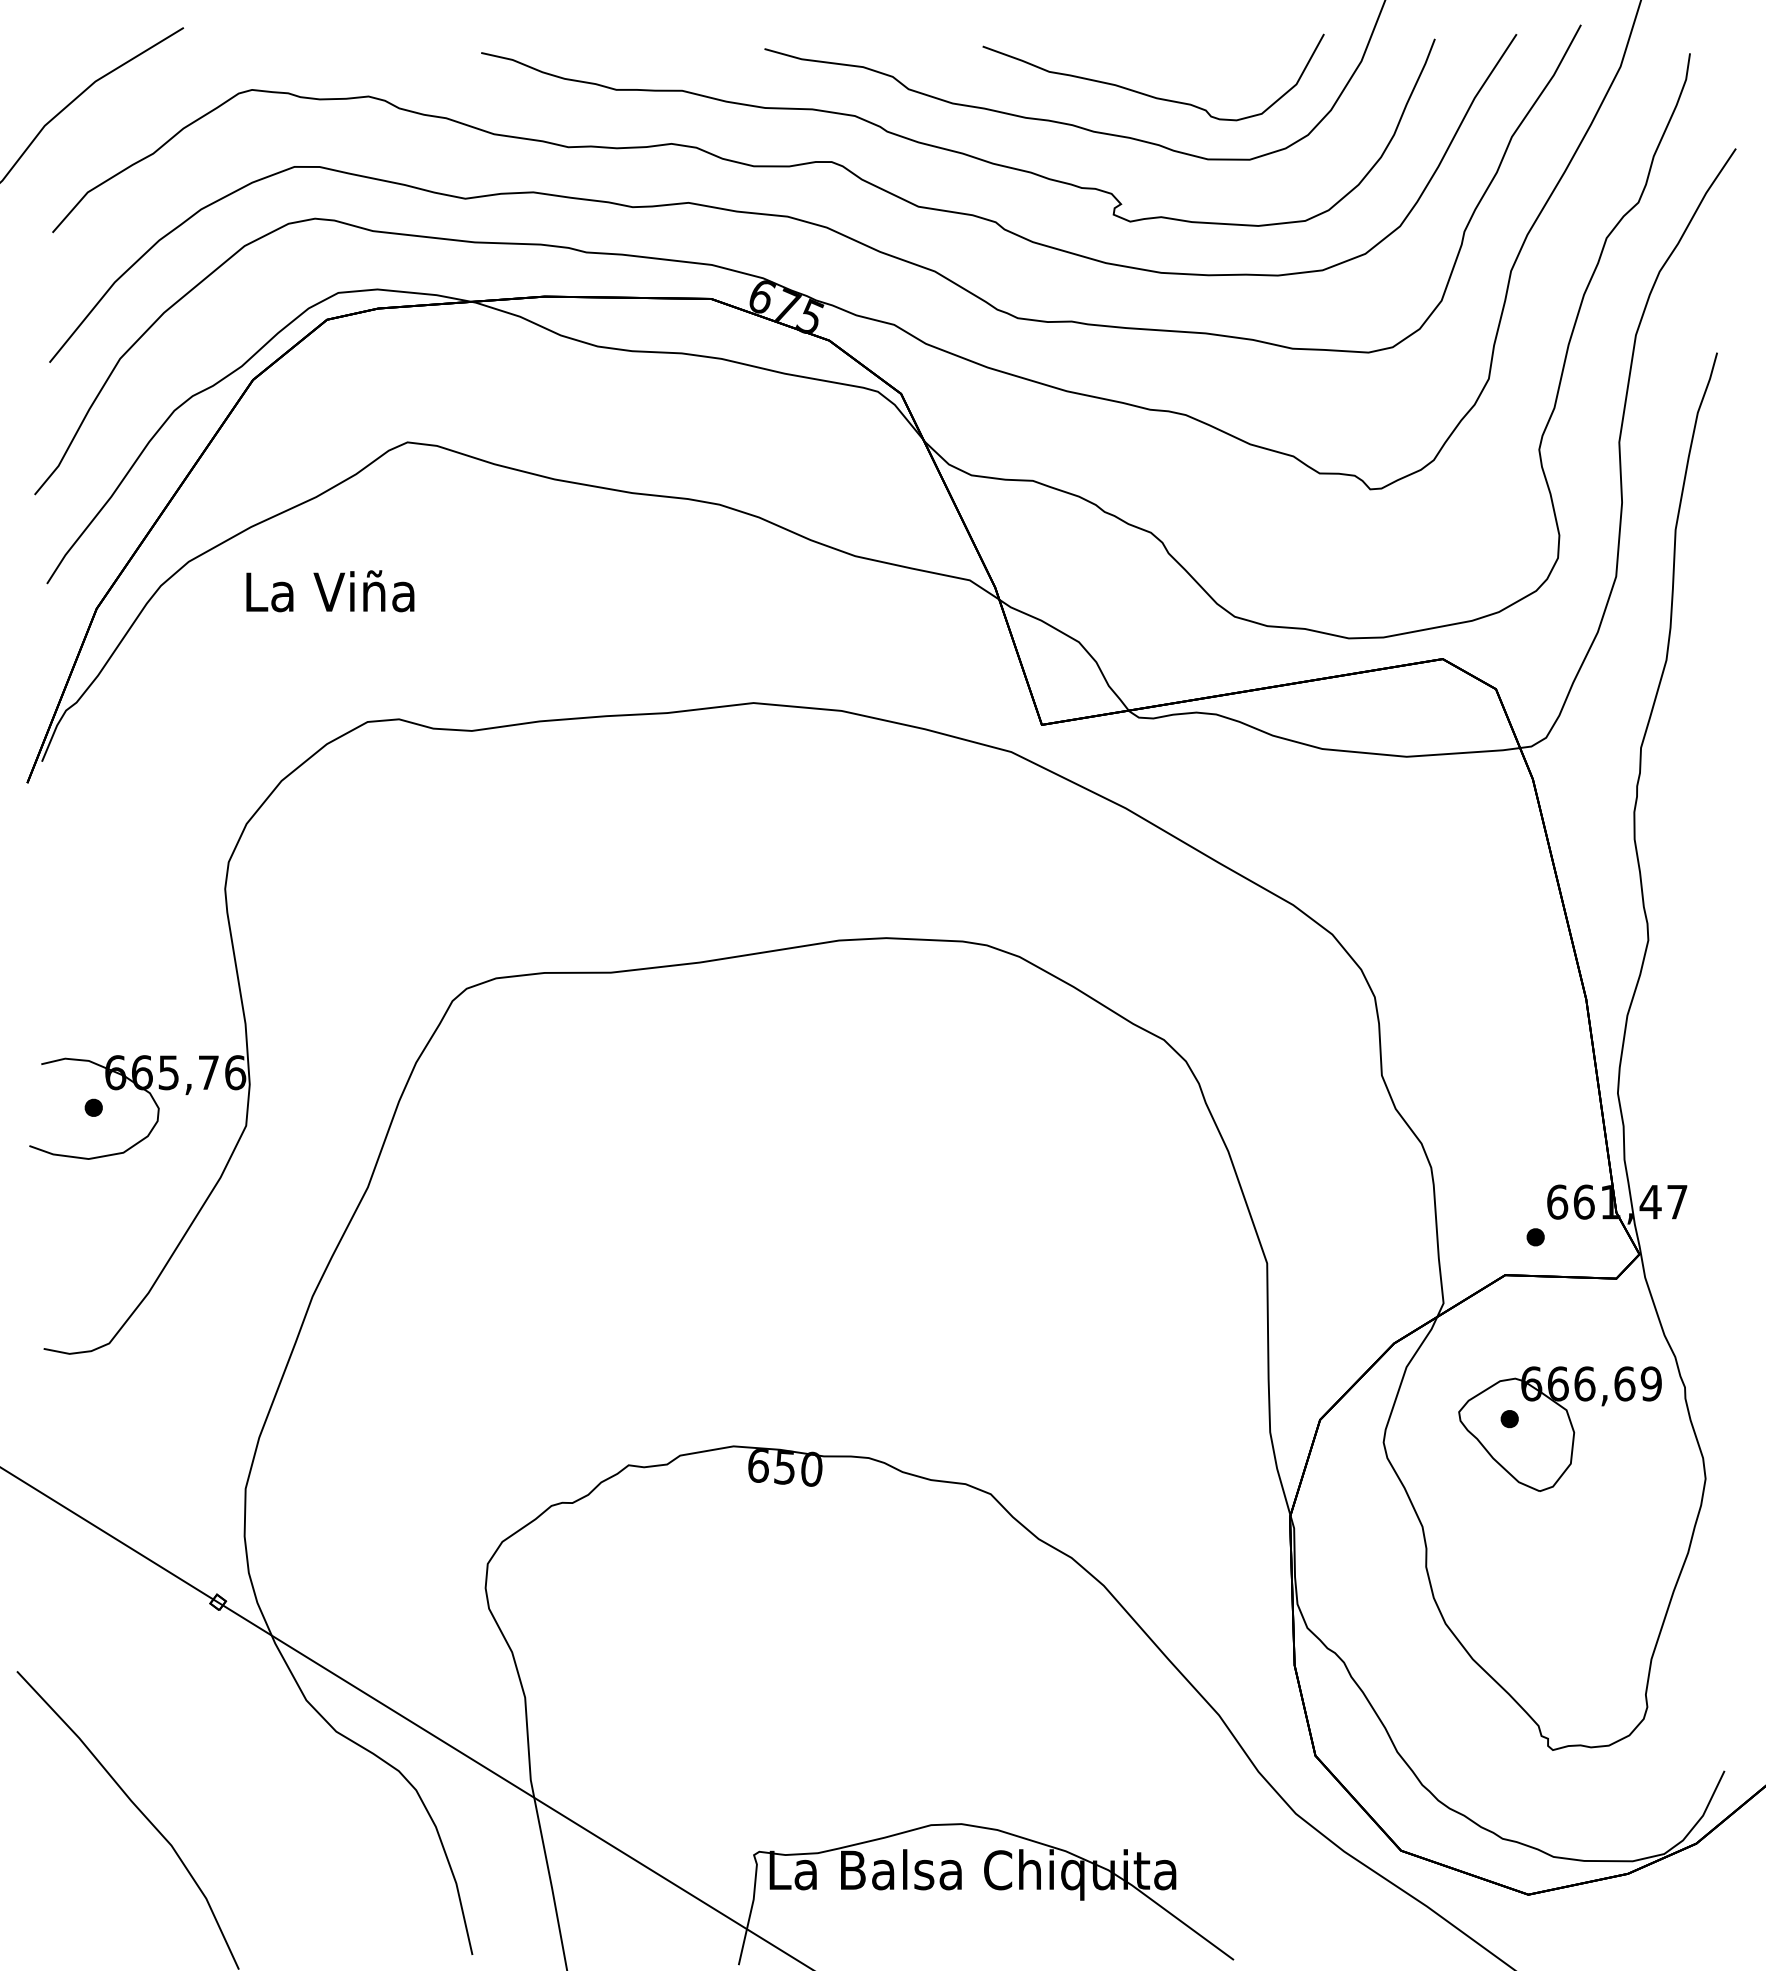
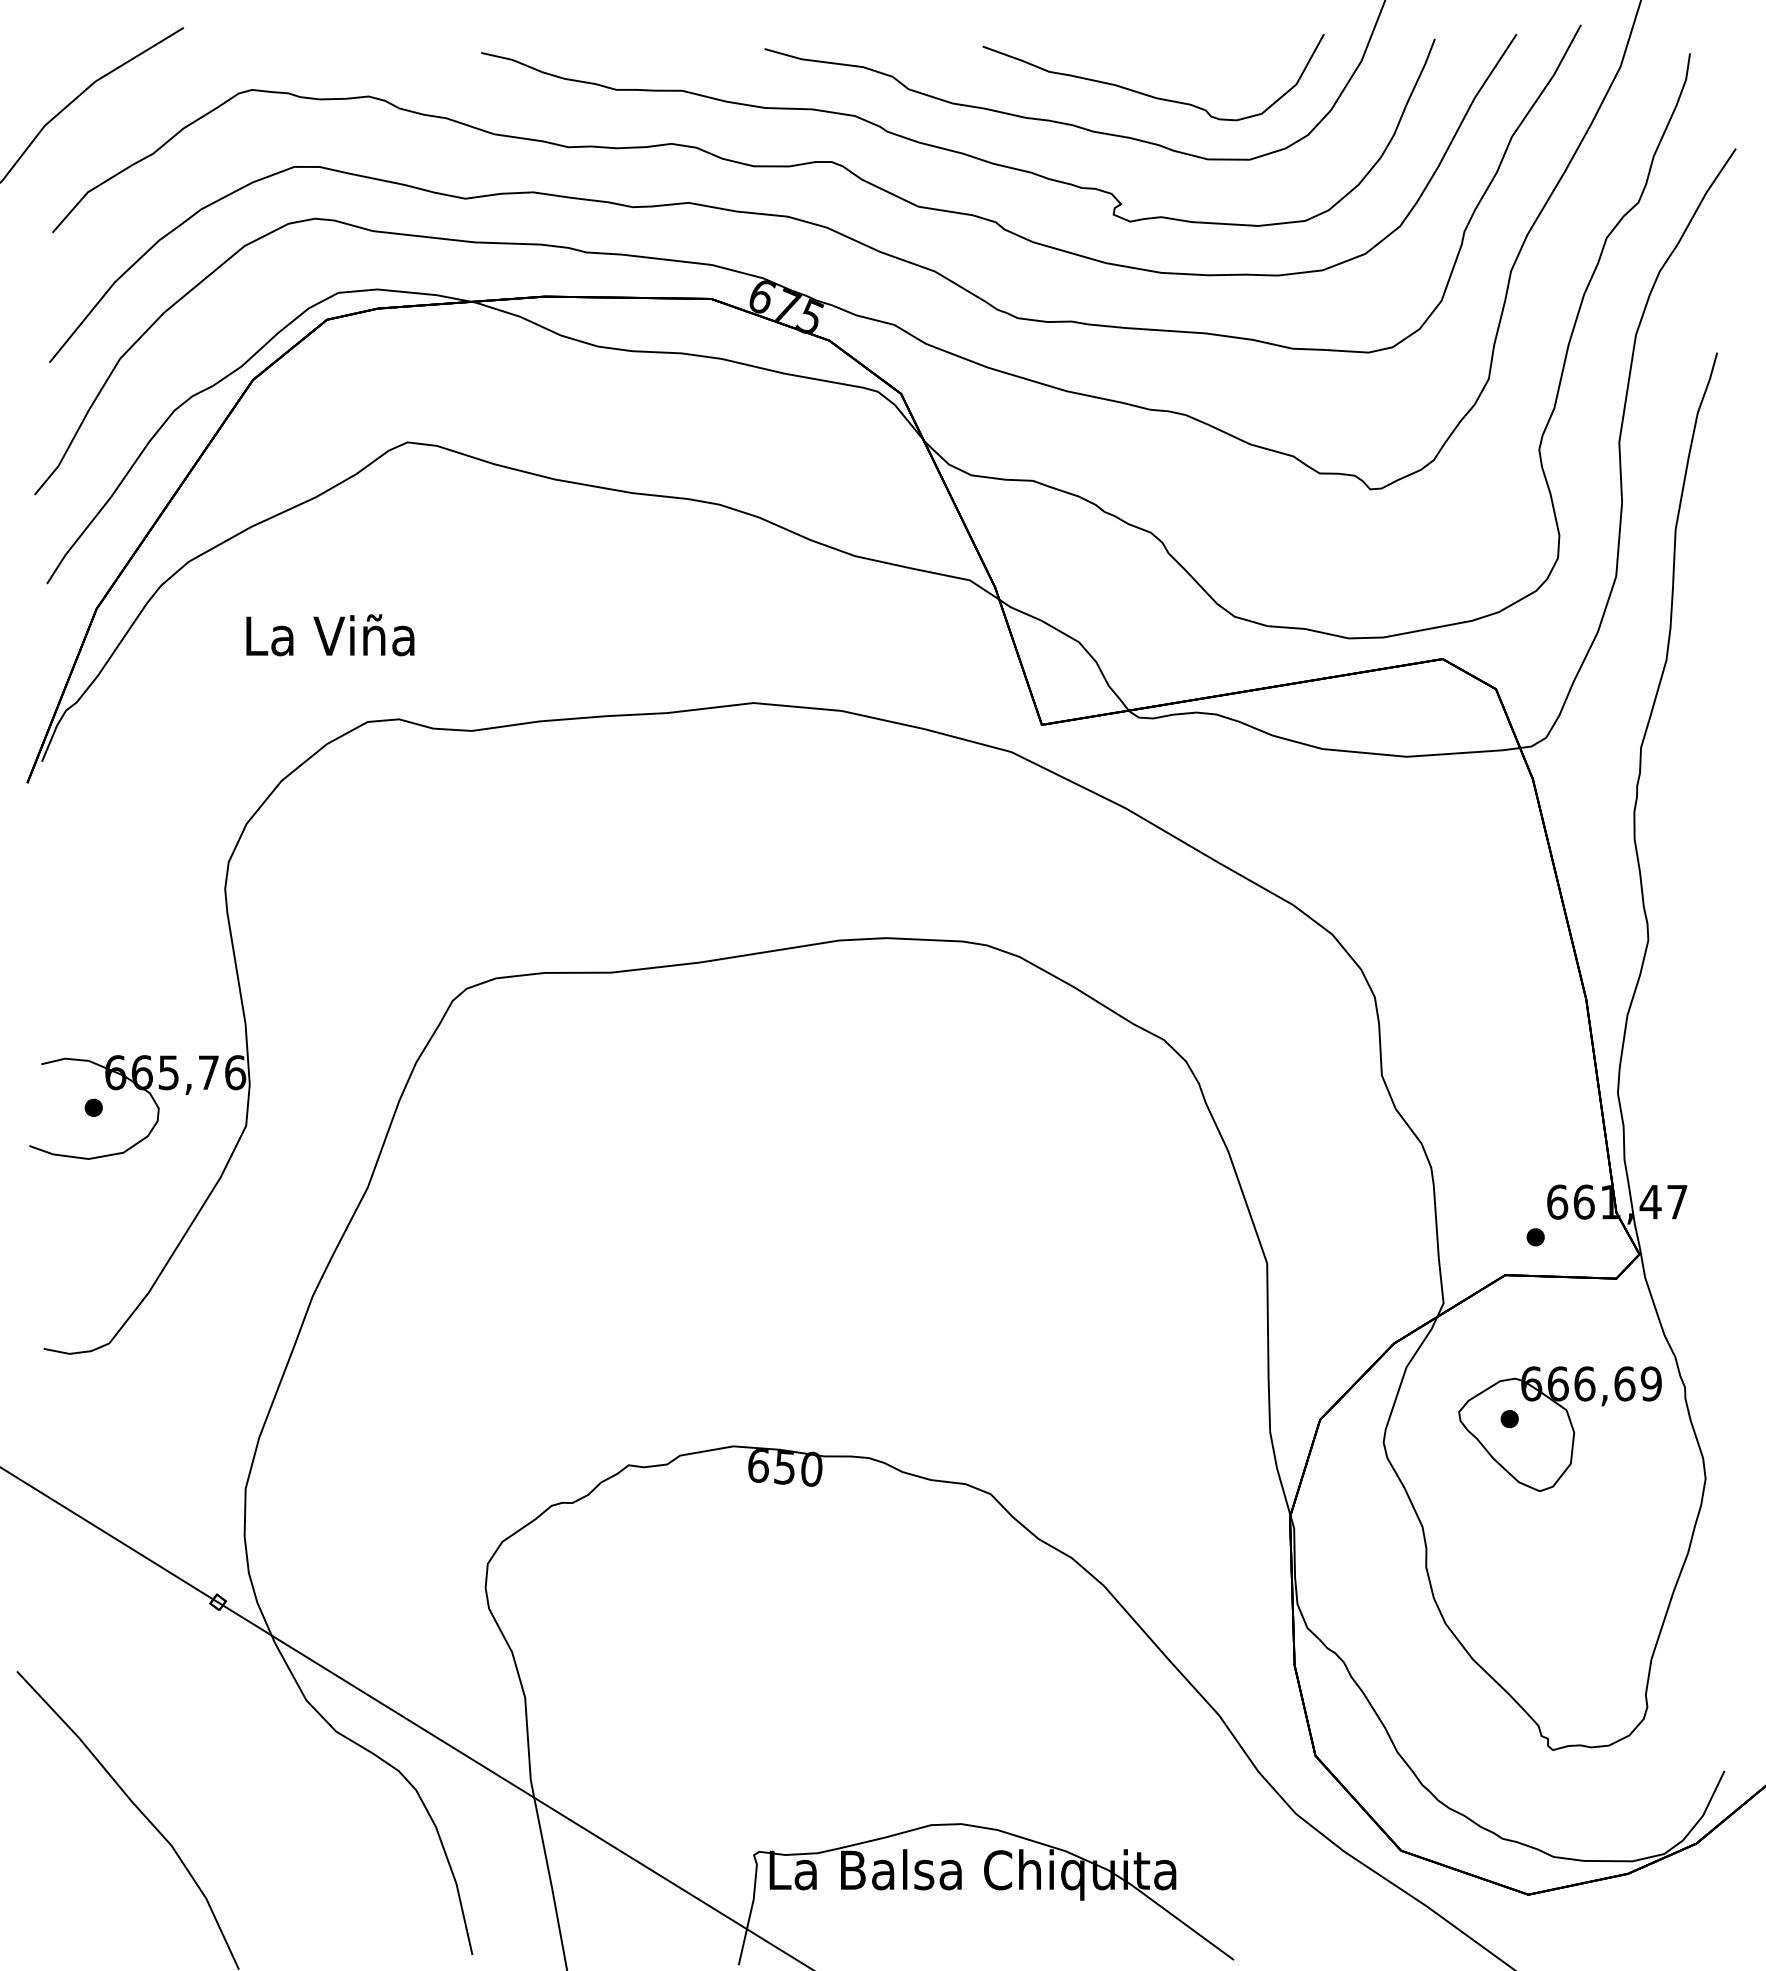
text position: (330, 591) -> (330, 635) (330, 635)
